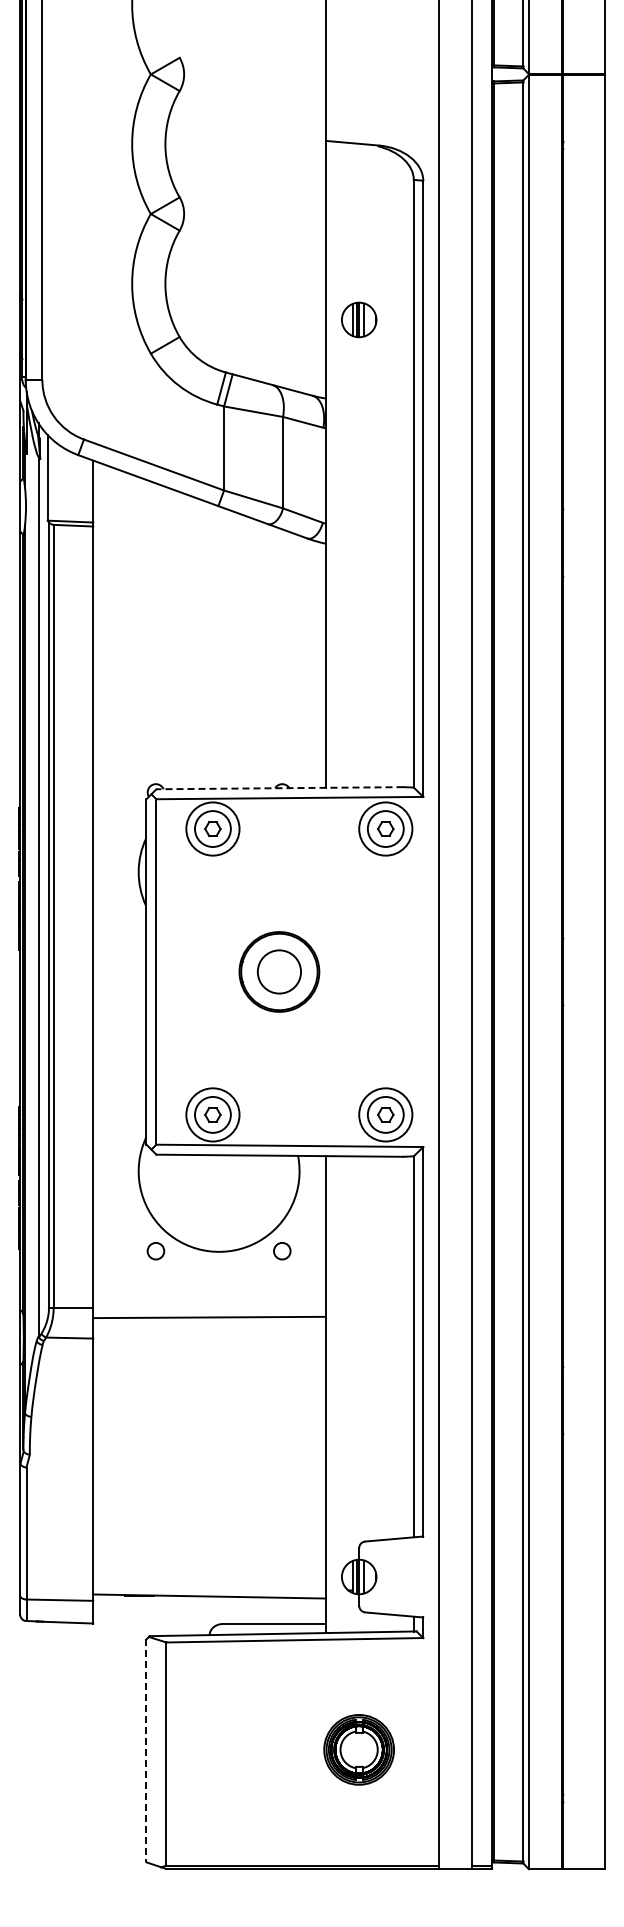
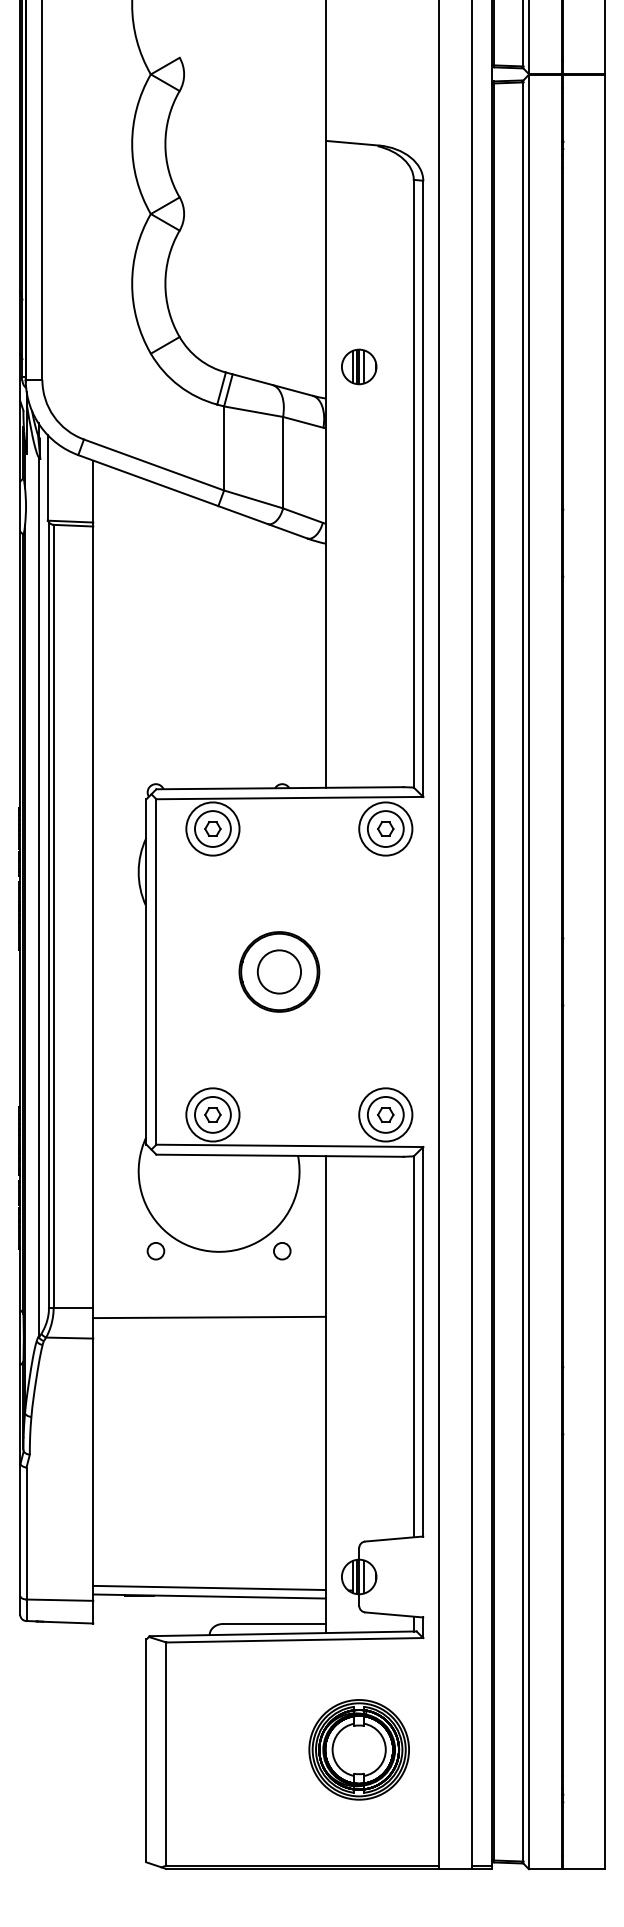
part position: (359, 319) -> (359, 366) (359, 366)
line: dashed -> solid (279, 788)
line: none -> present (209, 1587)
part size: 72x72 px -> 102x102 px (358, 1749)
line: dashed -> solid (146, 1751)
